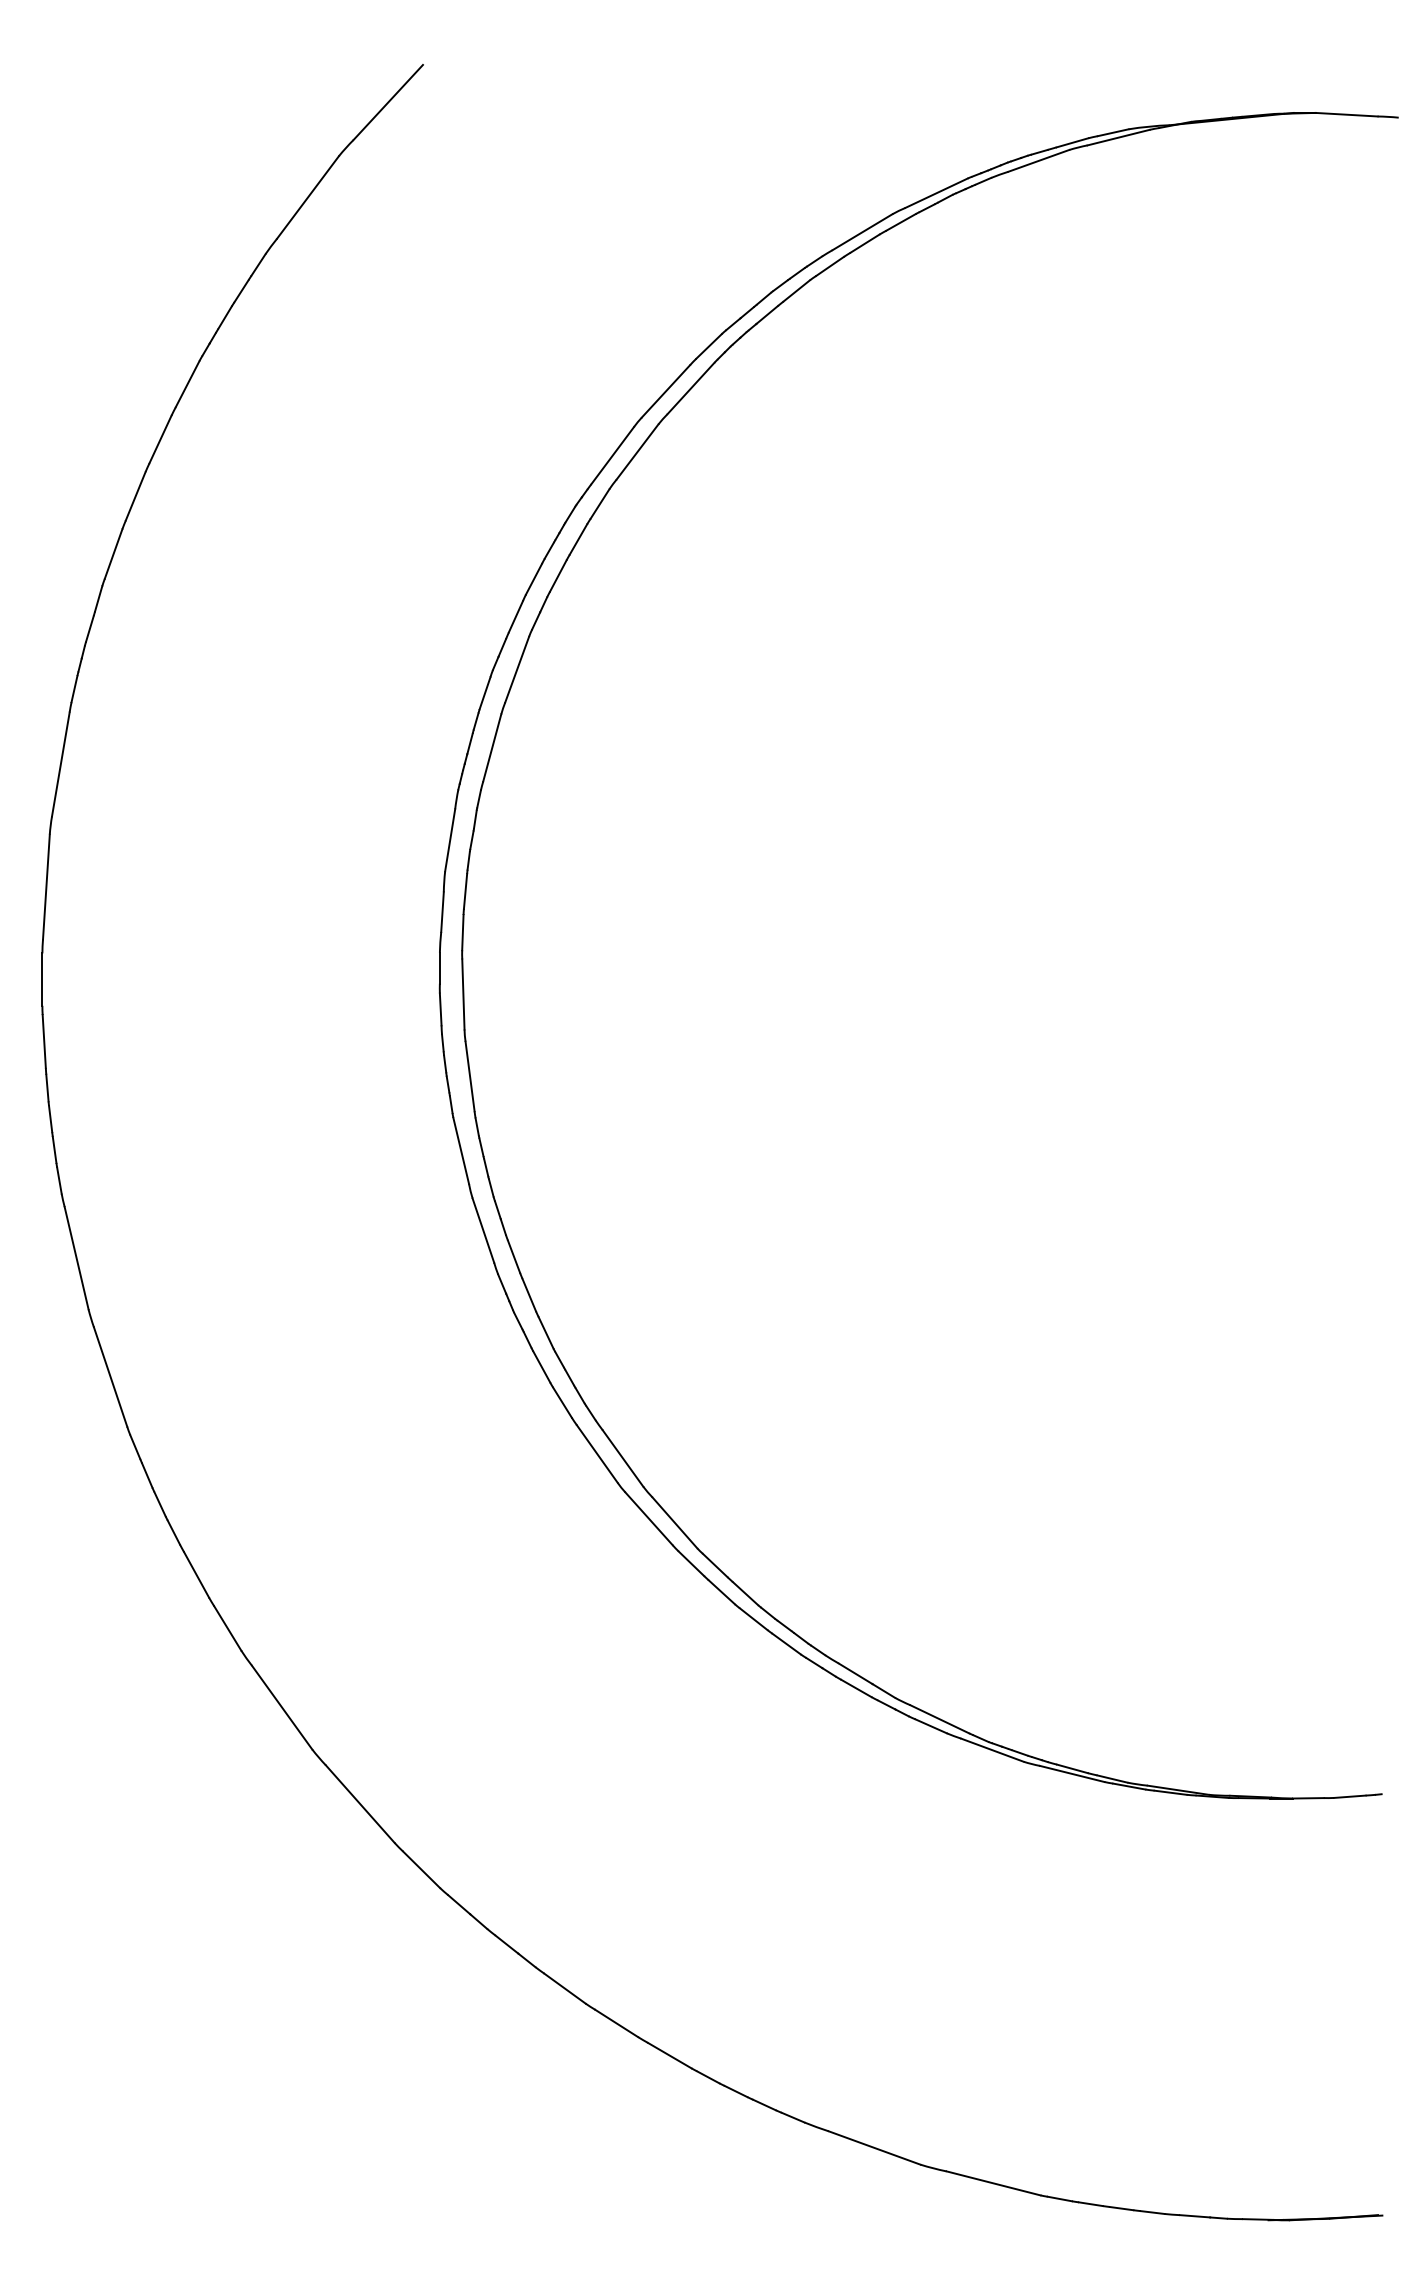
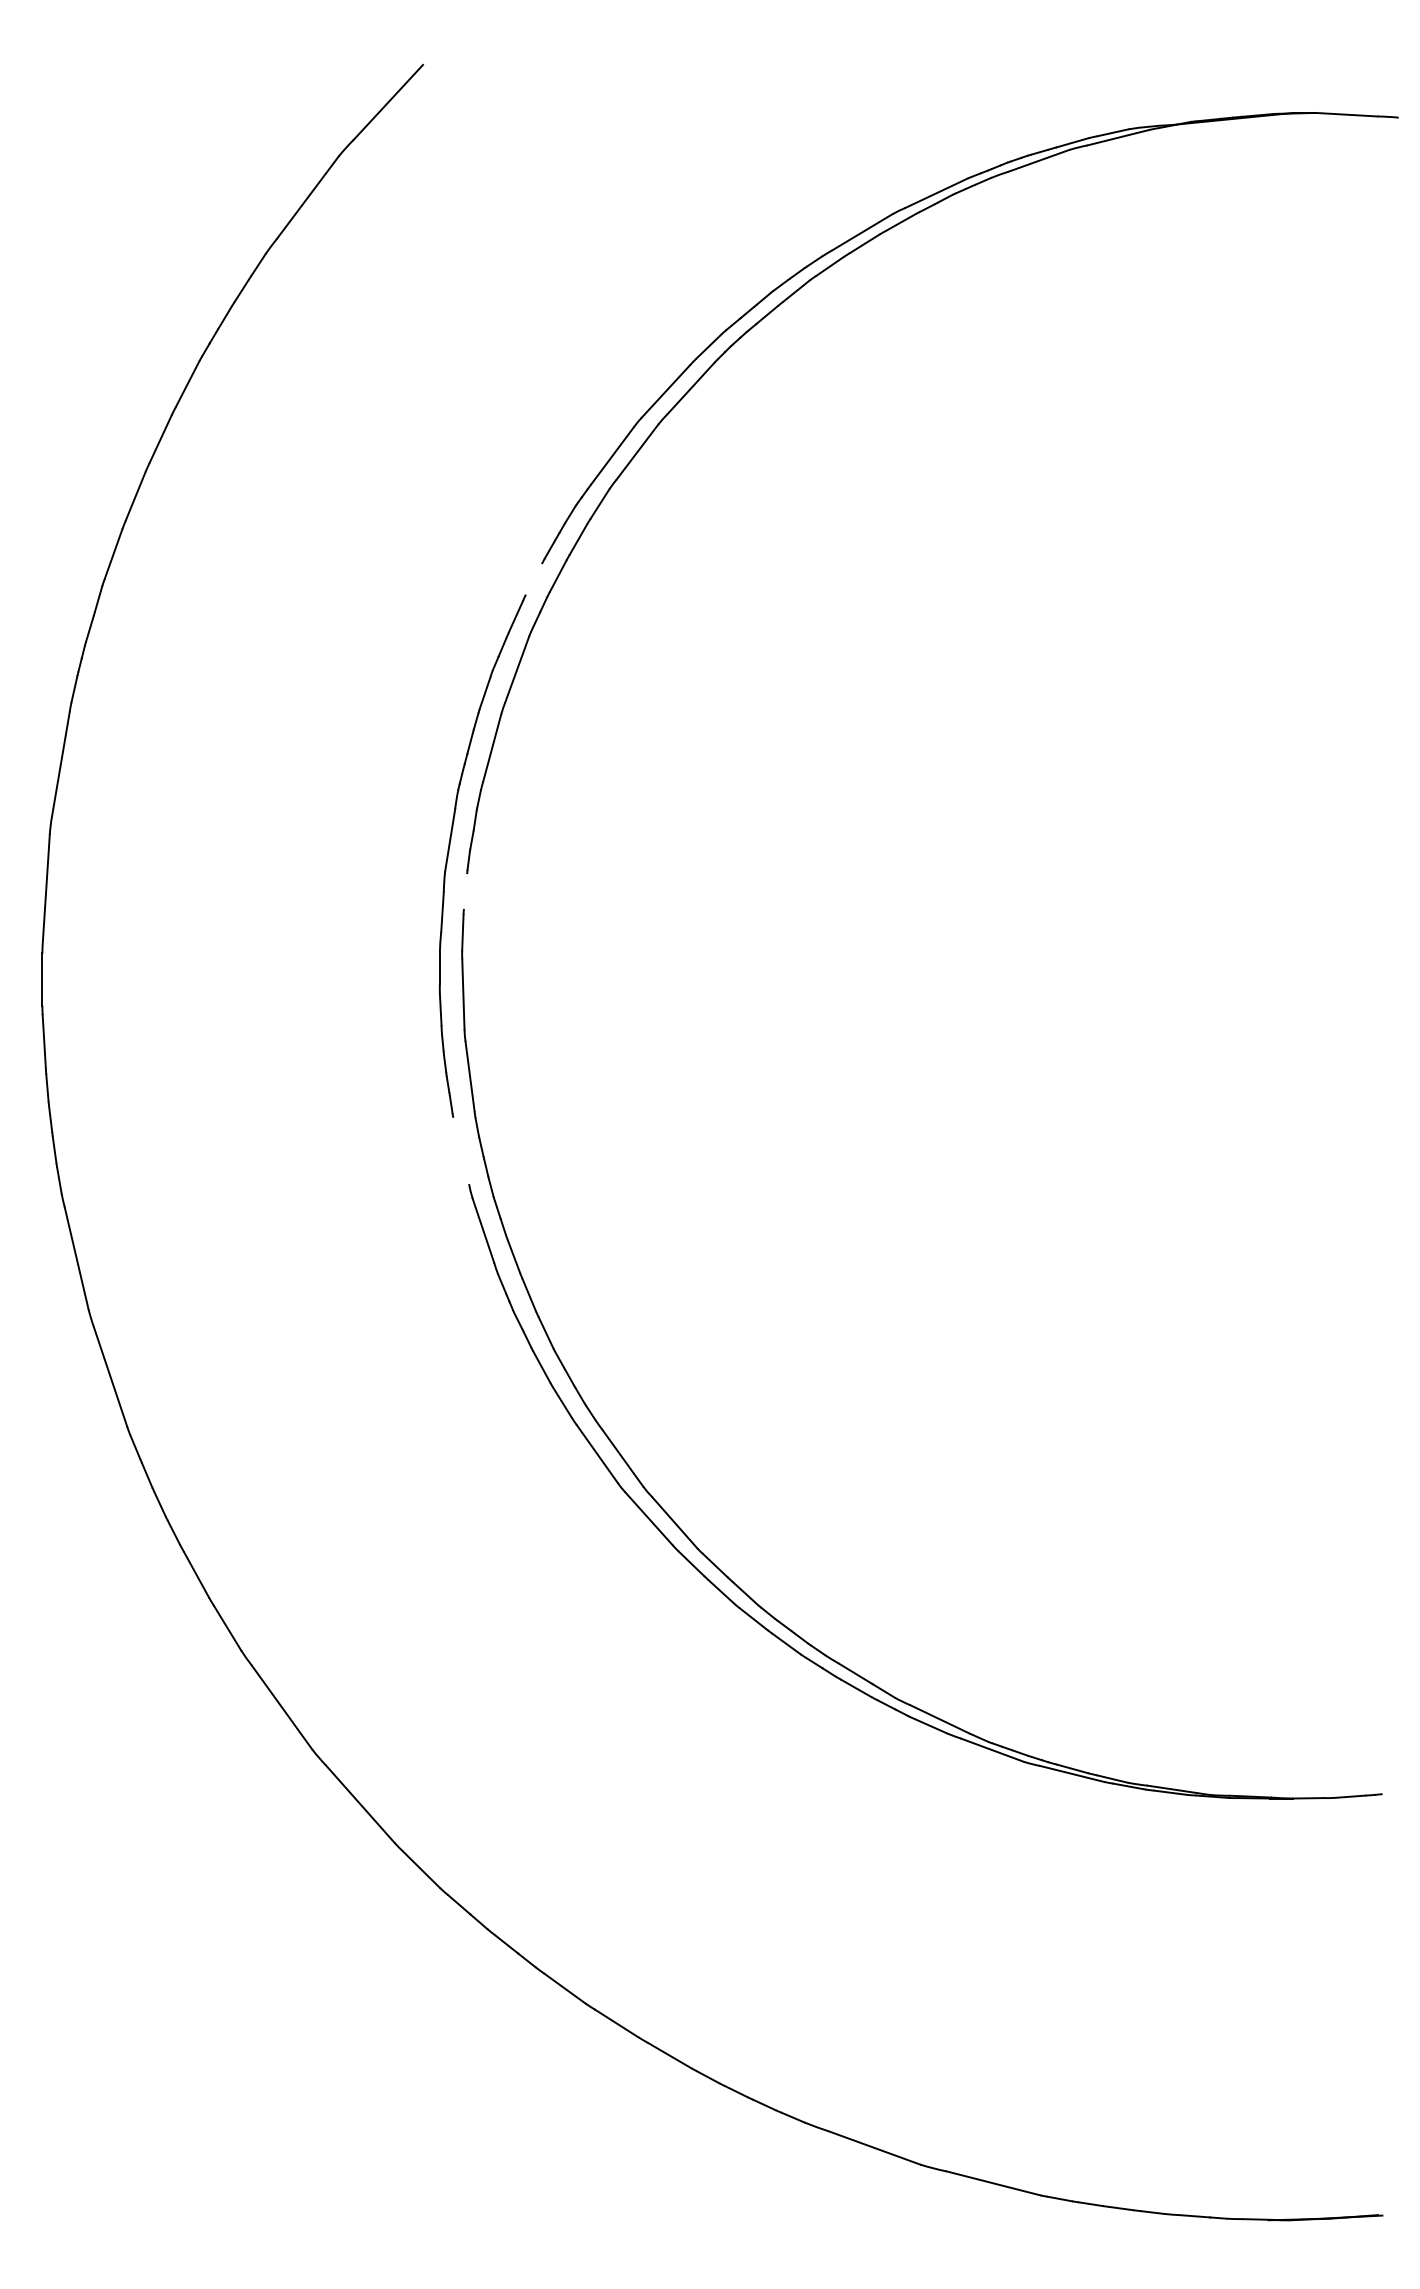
line: present -> none (533, 579)
line: present -> none (465, 891)
line: present -> none (461, 1150)
